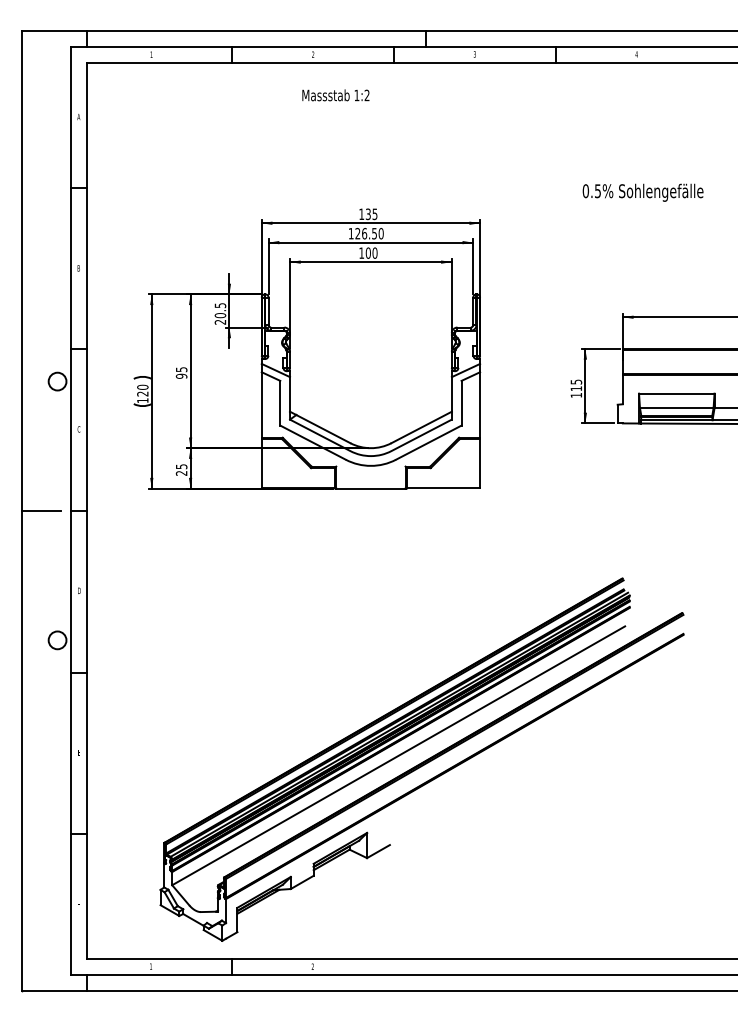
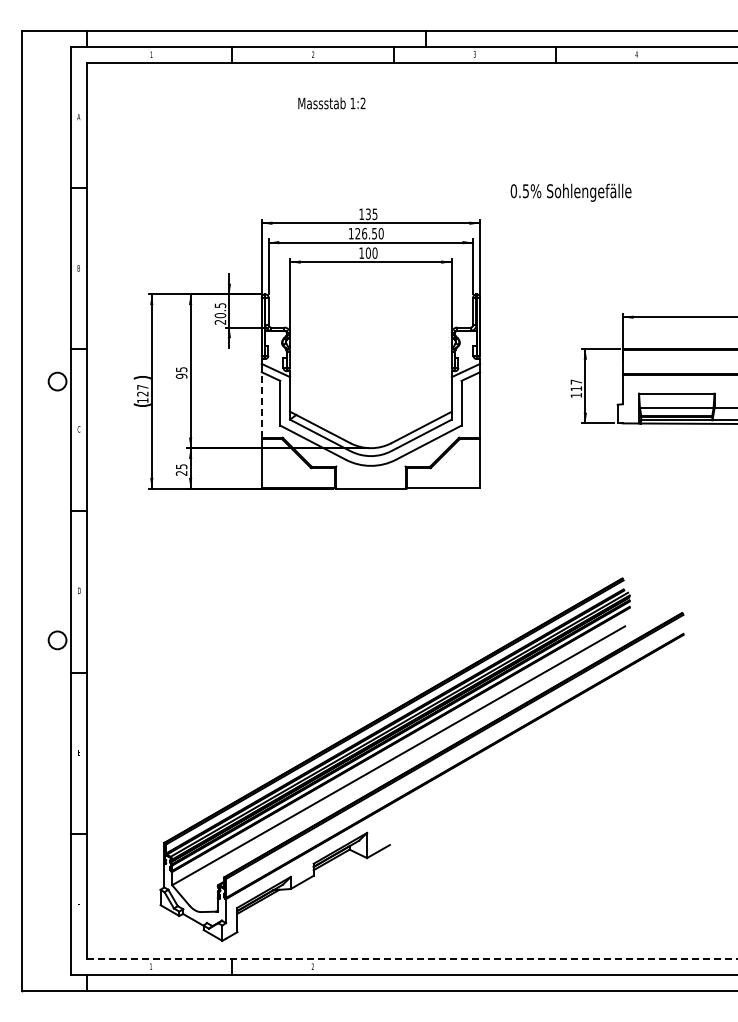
text position: (335, 95) -> (331, 103) (331, 103)
text position: (642, 192) -> (570, 192) (570, 192)
text: 115 -> 117 (576, 381)
text: 120 -> 127 (142, 386)
line: solid -> dashed (261, 405)
line: present -> none (41, 511)
line: solid -> dashed (412, 958)
